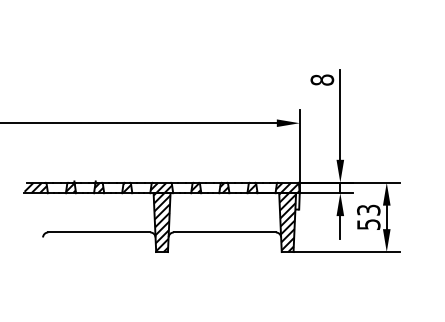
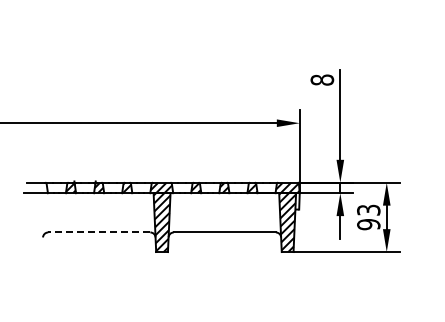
hatch: present -> none (35, 187)
text: 53 -> 93 (368, 224)
line: solid -> dashed (99, 232)
